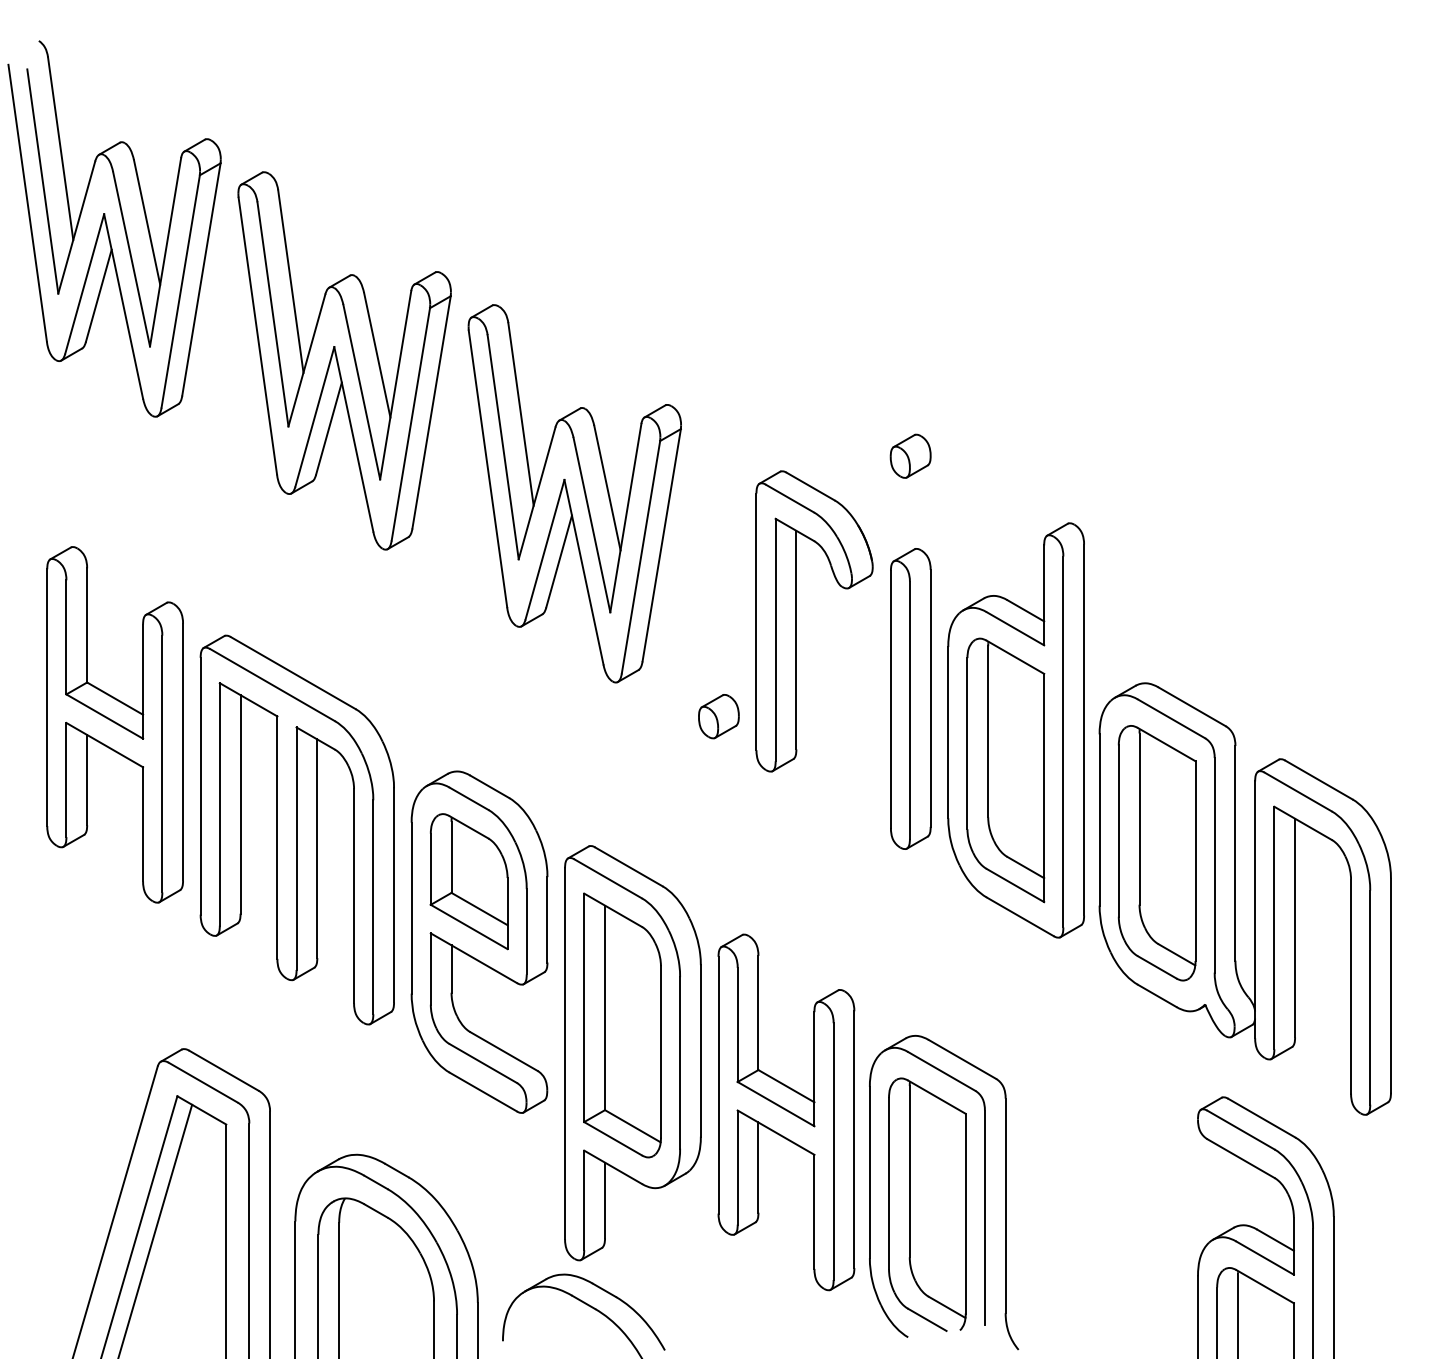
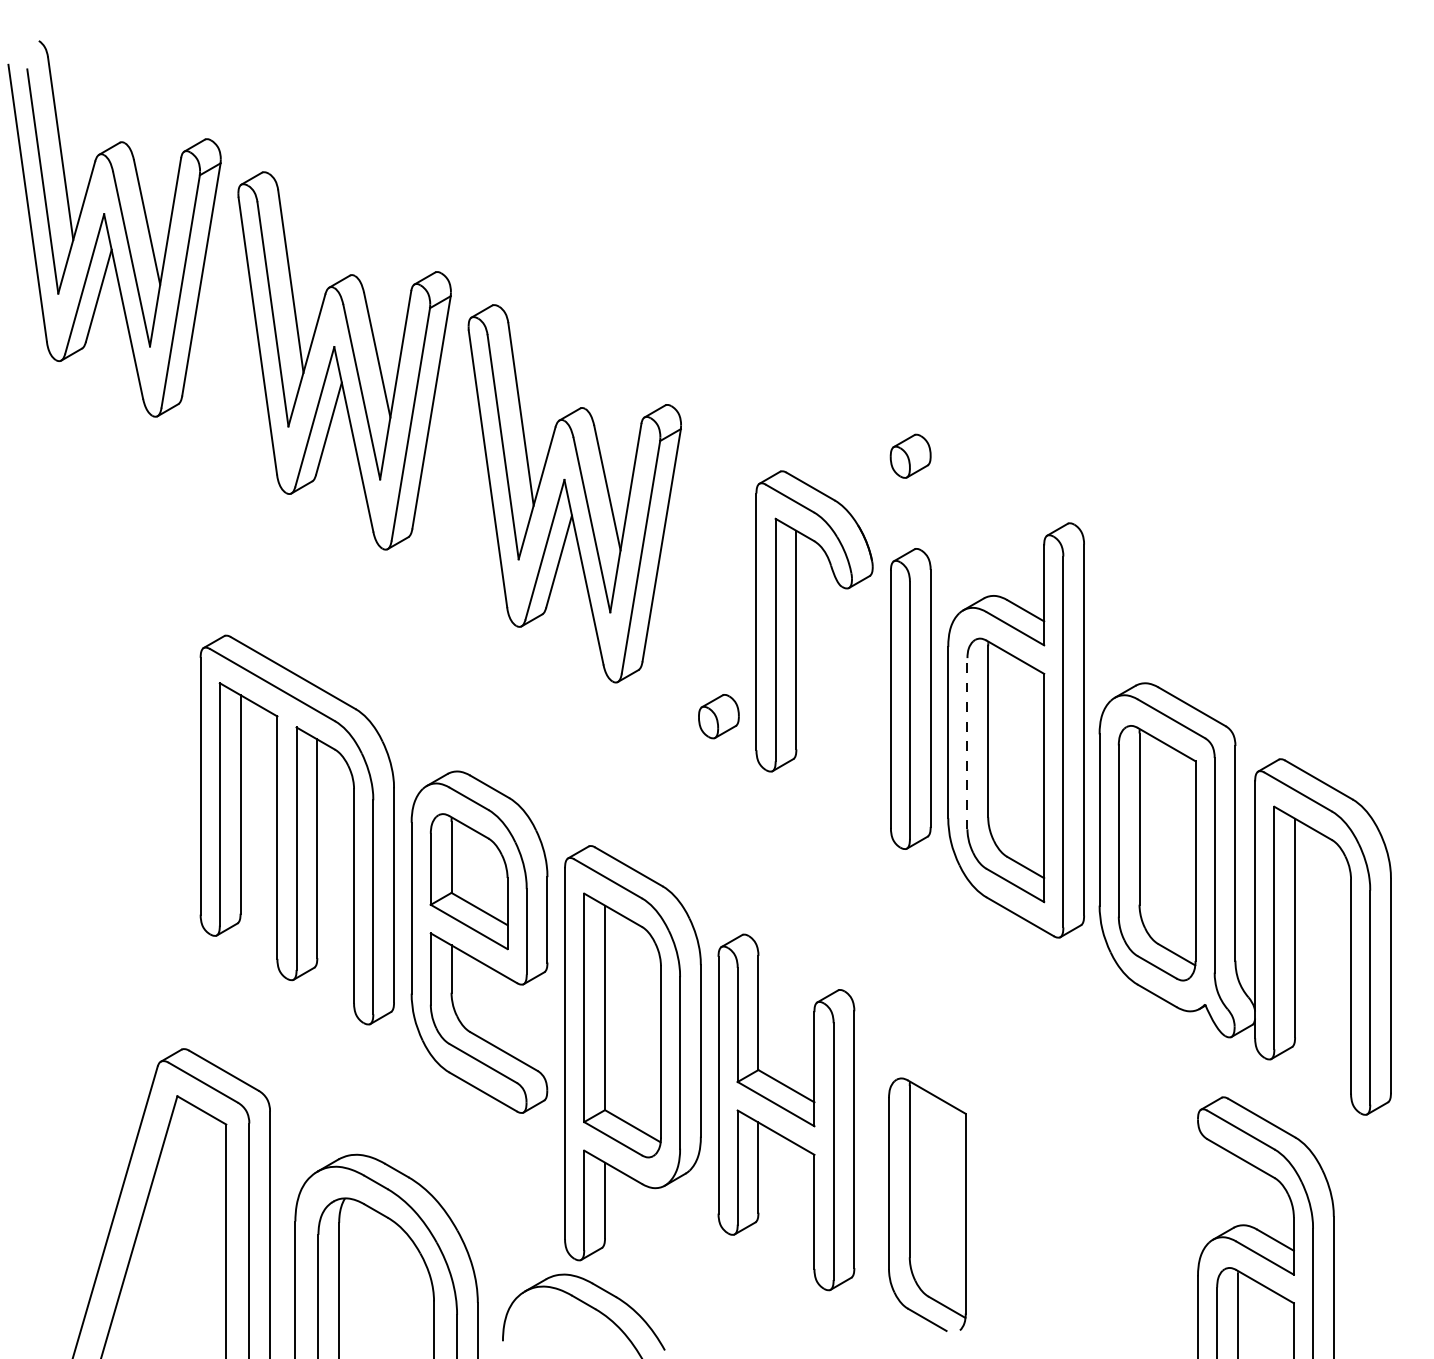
part: present -> none (114, 724)
line: solid -> dashed (967, 743)
part: present -> none (984, 1192)
line: present -> none (155, 1229)
